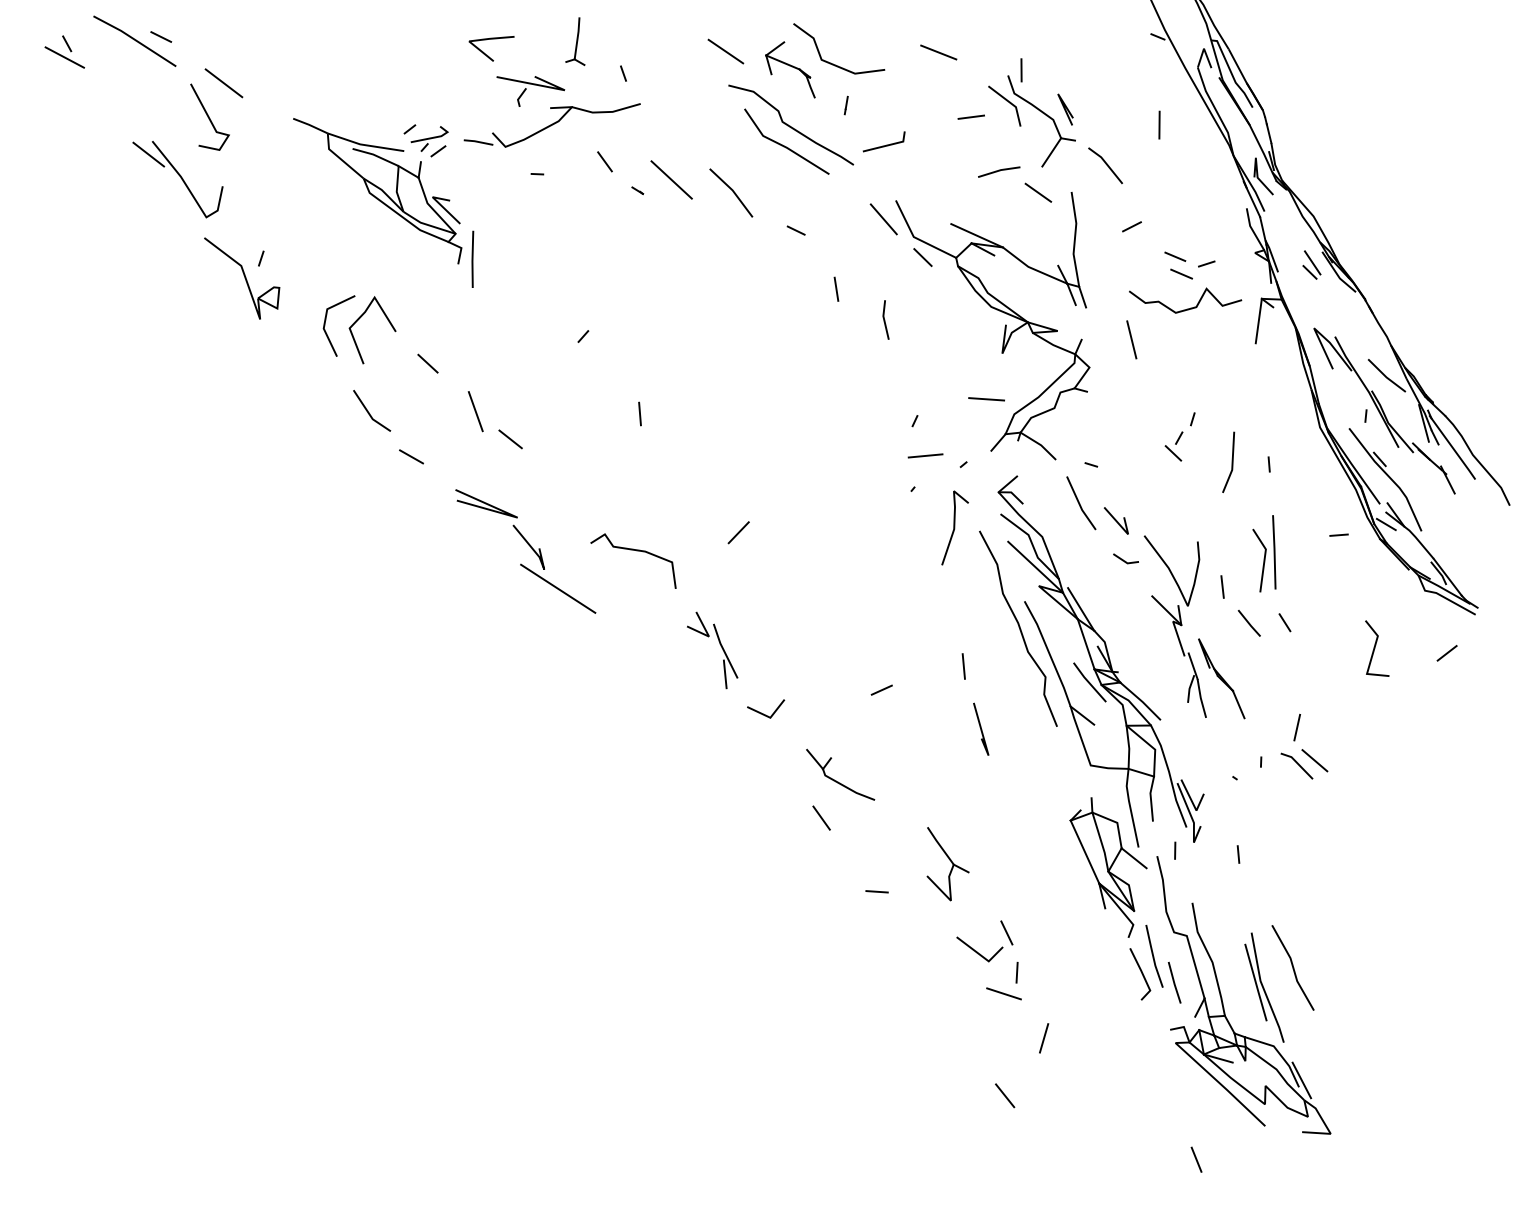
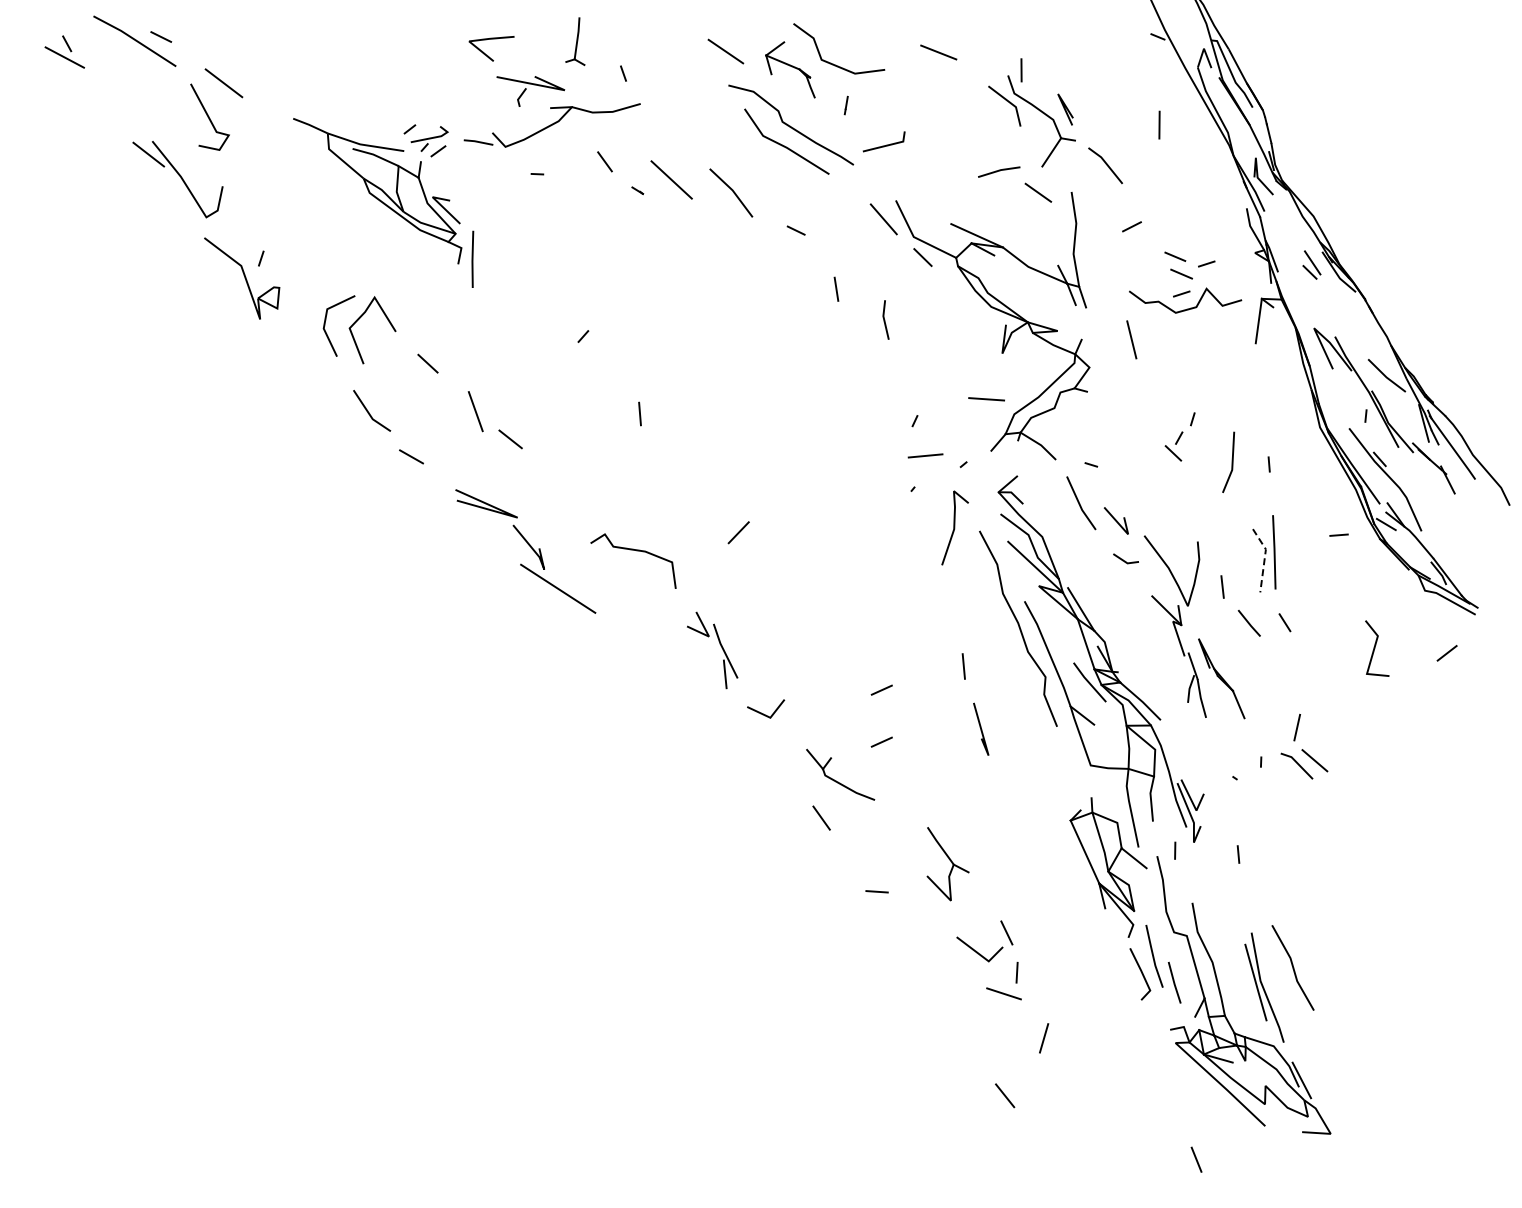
line: present -> none (971, 116)
line: none -> present (1181, 293)
line: solid -> dashed (1264, 558)
line: none -> present (881, 741)
